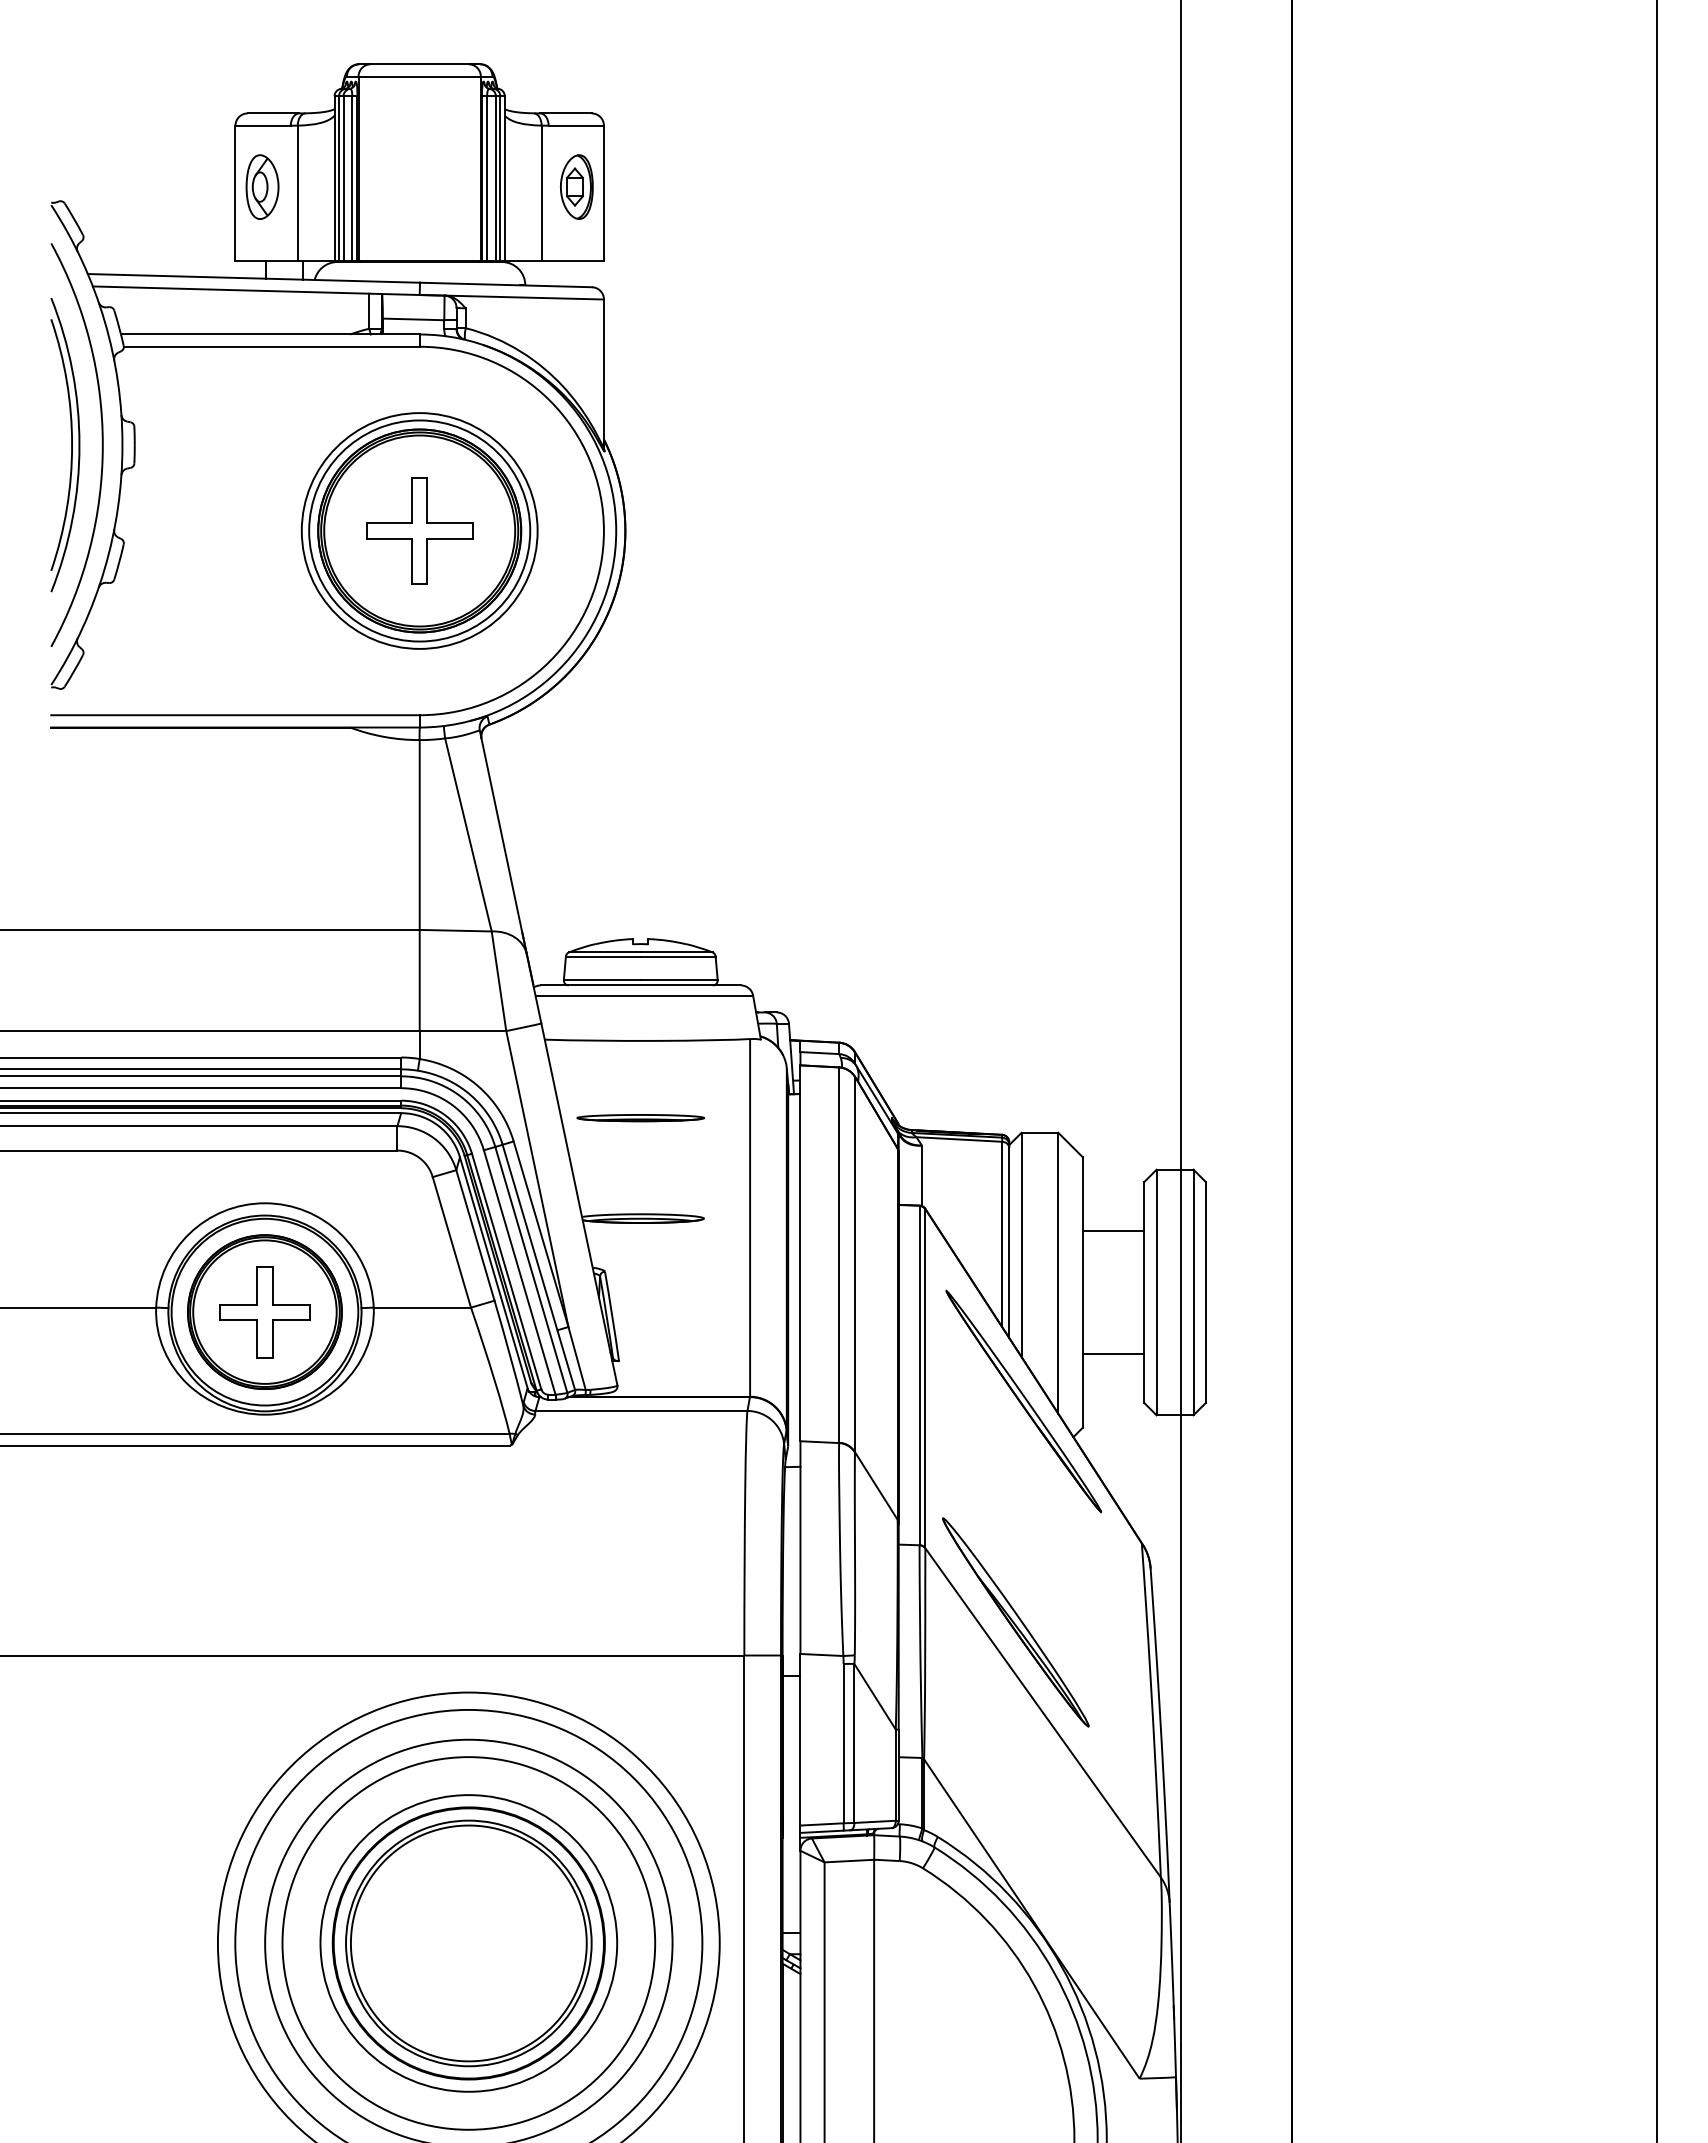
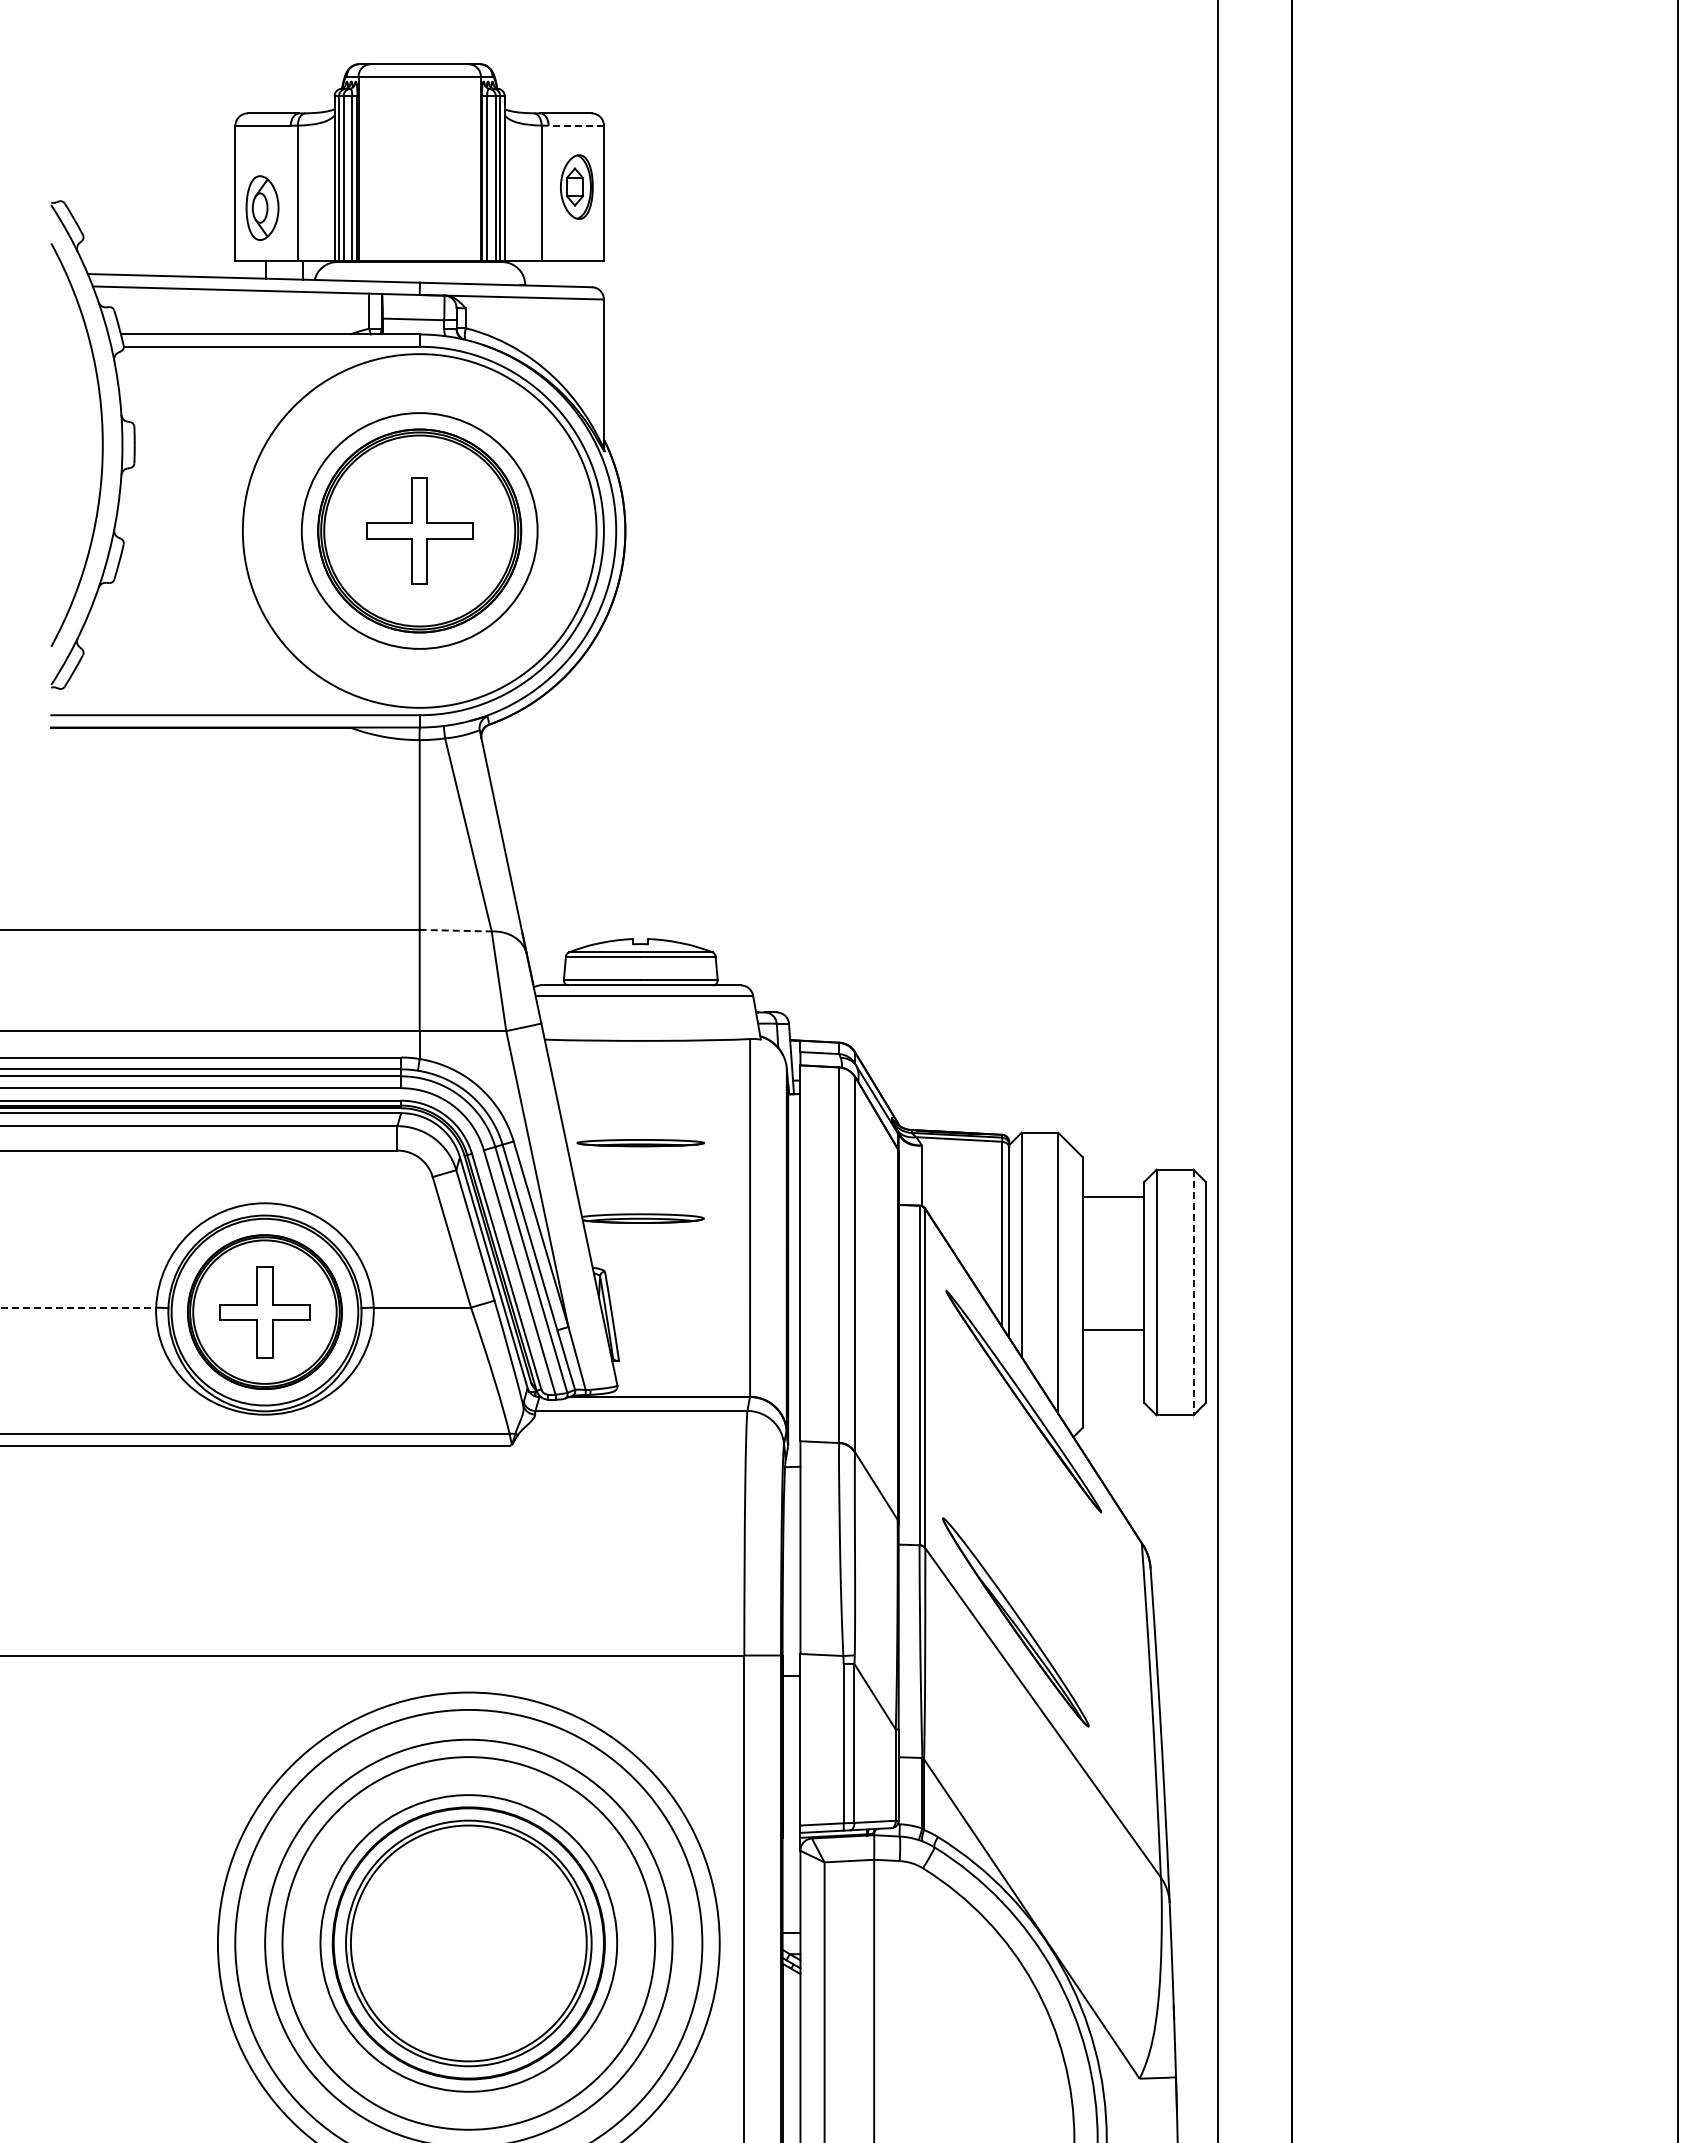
line: solid -> dashed (576, 125)
part position: (262, 186) -> (262, 207) (262, 207)
part: present -> none (65, 445)
circle diameter: 221 px -> 354 px (419, 530)
line: solid -> dashed (456, 930)
line position: (1181, 1070) -> (1218, 1070) (1218, 1070)
line position: (1656, 1070) -> (1677, 1070) (1677, 1070)
part position: (640, 1118) -> (640, 1143) (640, 1143)
line position: (1113, 1231) -> (1113, 1197) (1113, 1197)
line: solid -> dashed (1193, 1292)
line: solid -> dashed (78, 1307)
line position: (1113, 1353) -> (1113, 1329) (1113, 1329)
